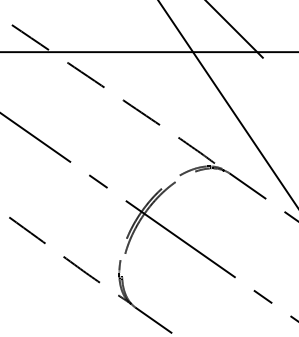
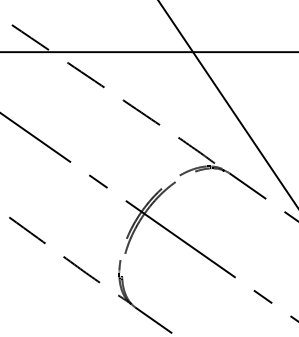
line: present -> none (234, 29)
